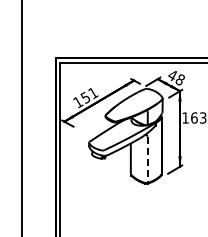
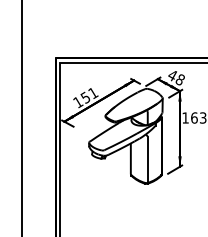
line: dashed -> solid (147, 160)
